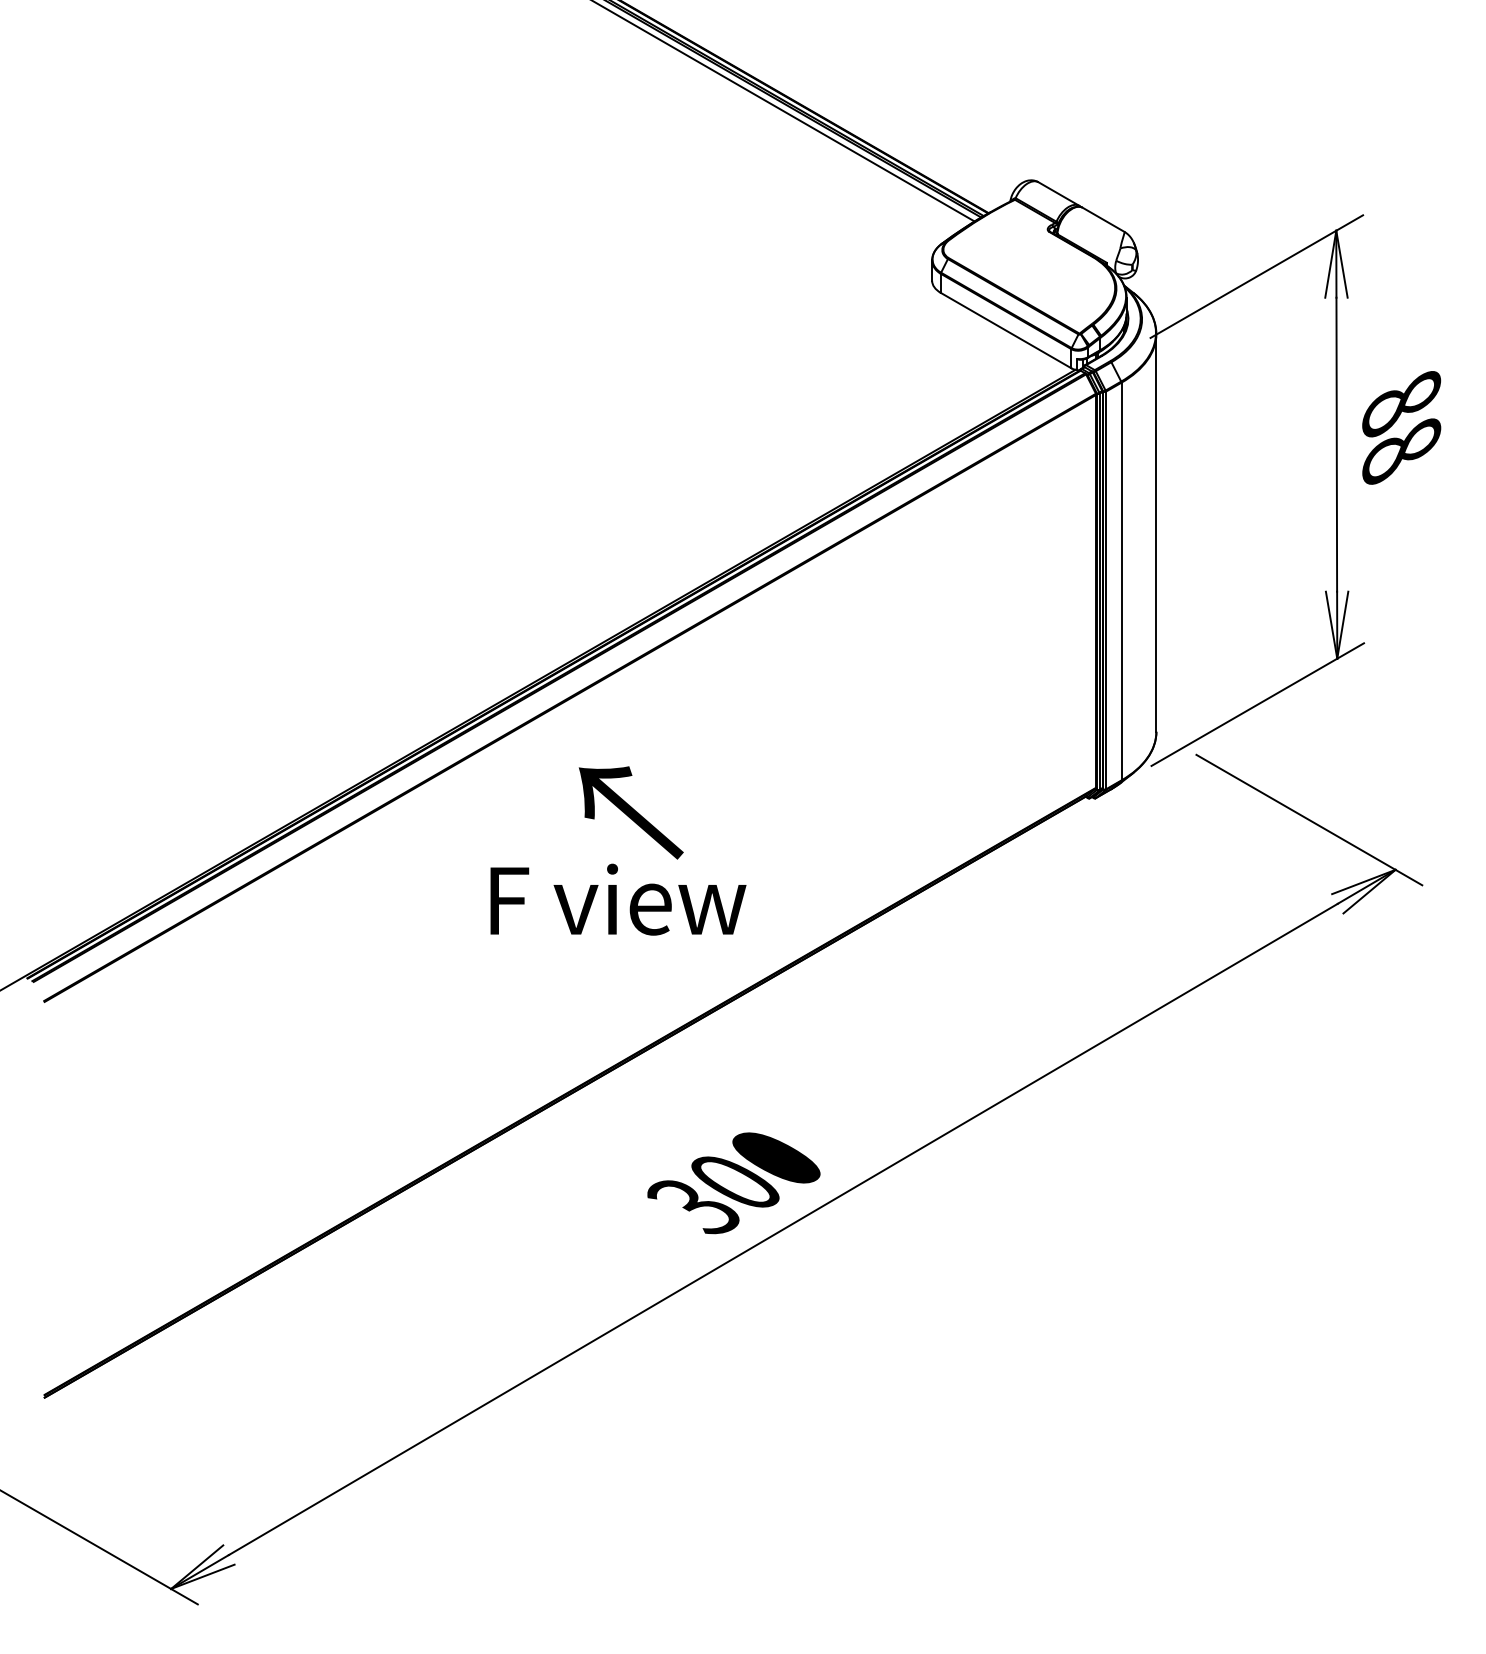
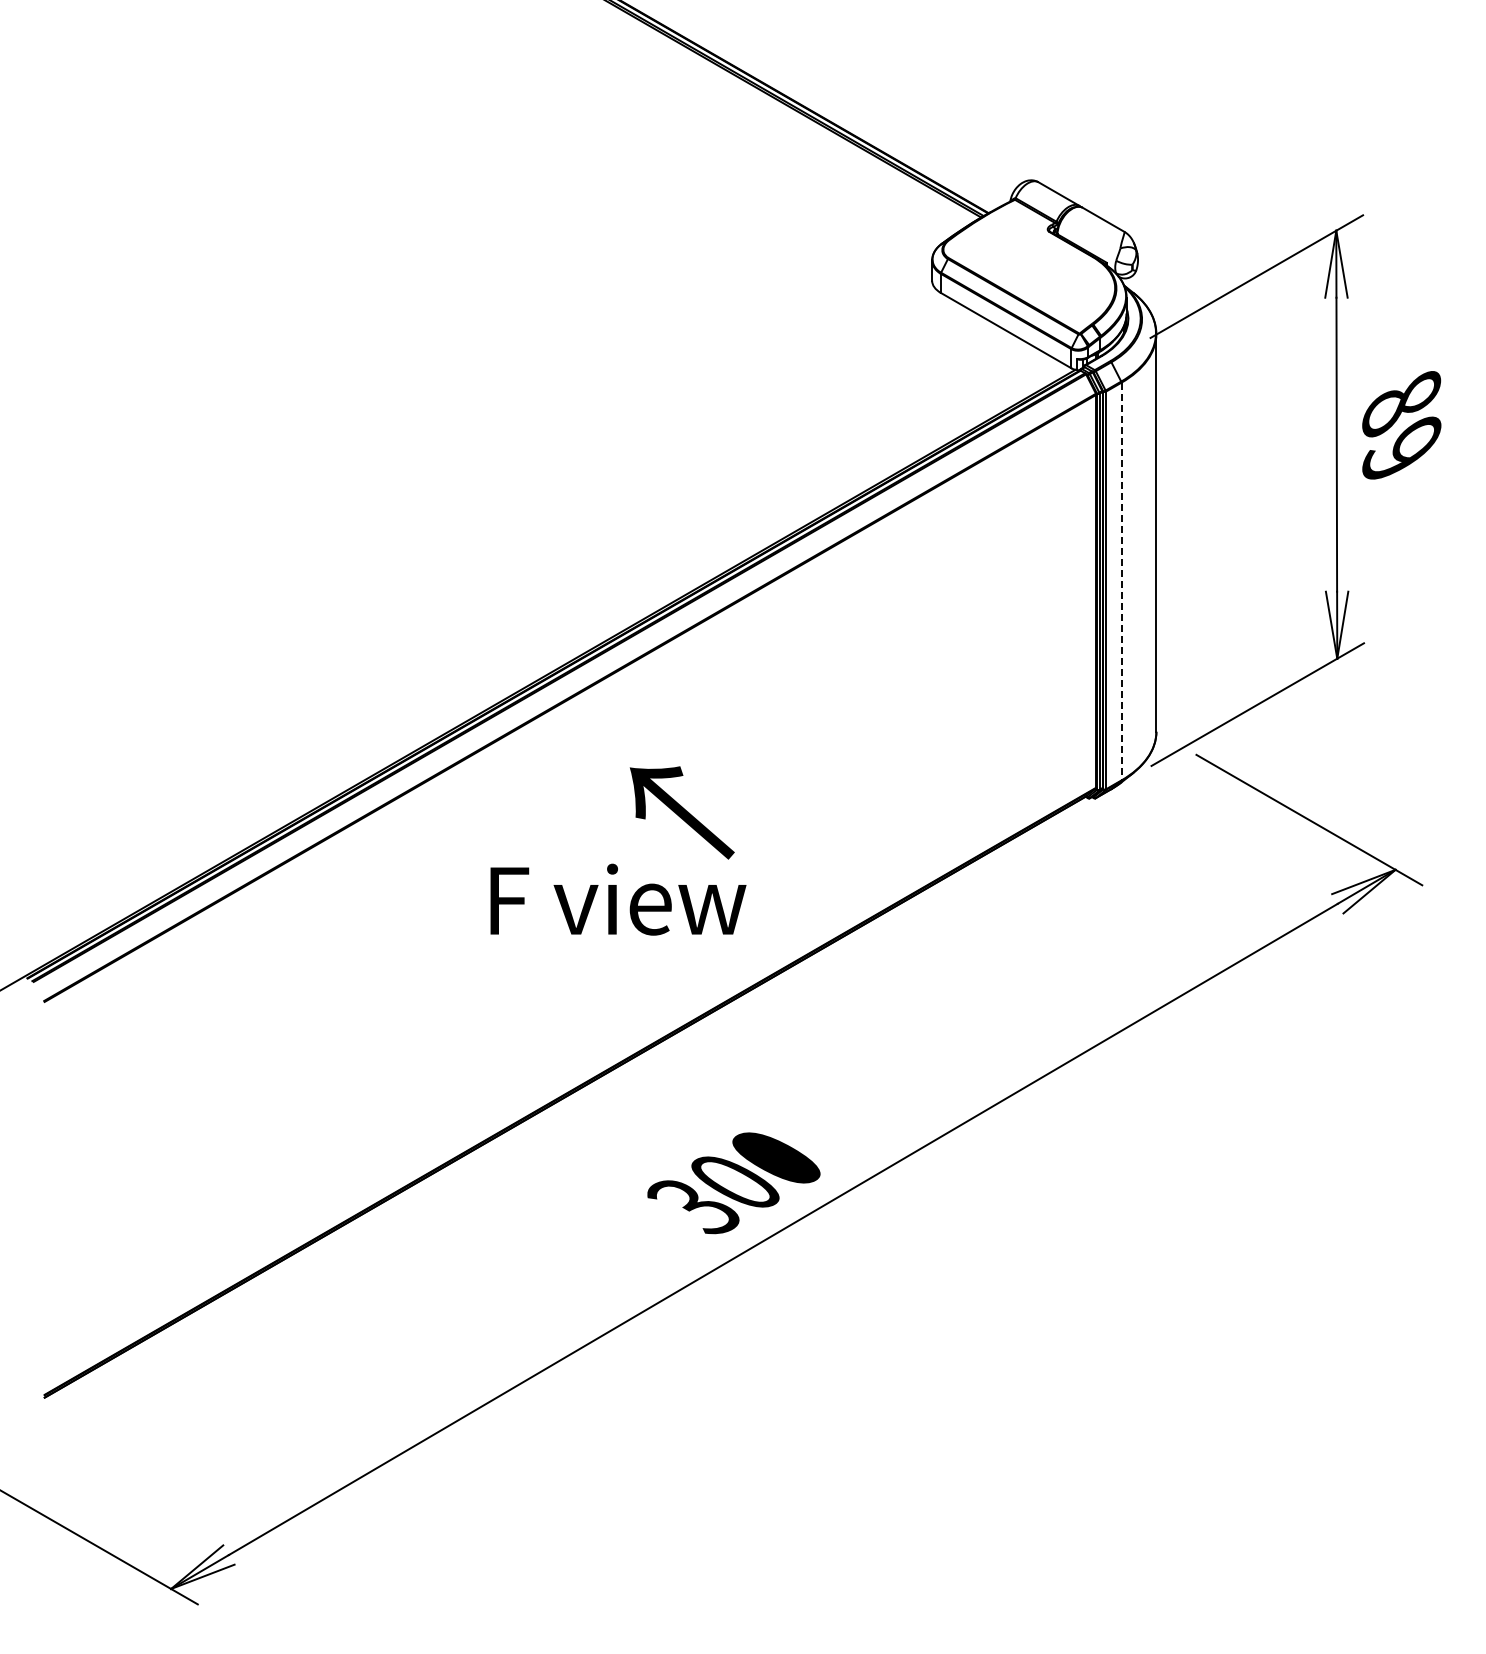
line: present -> none (784, 111)
text: 88 -> 89 (1401, 450)
line: solid -> dashed (1121, 581)
text position: (630, 812) -> (681, 812) (681, 812)
